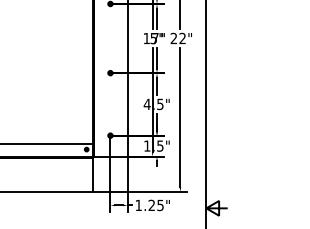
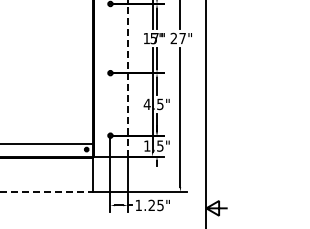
text: 22" -> 27" (182, 38)
line: solid -> dashed (127, 78)
line: solid -> dashed (46, 191)
